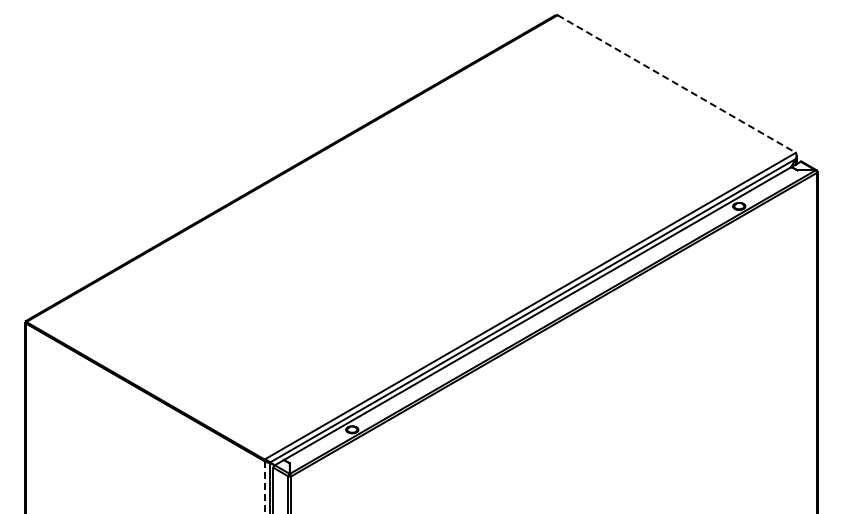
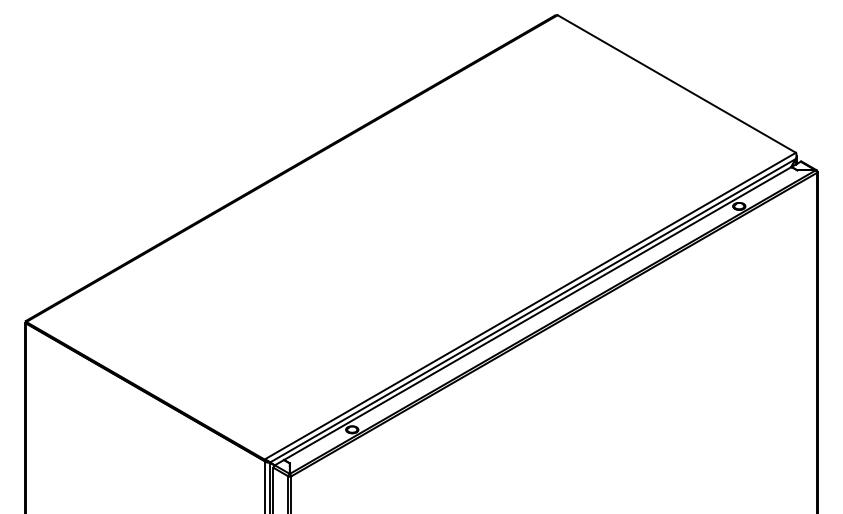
line: dashed -> solid (676, 84)
line: dashed -> solid (264, 487)
